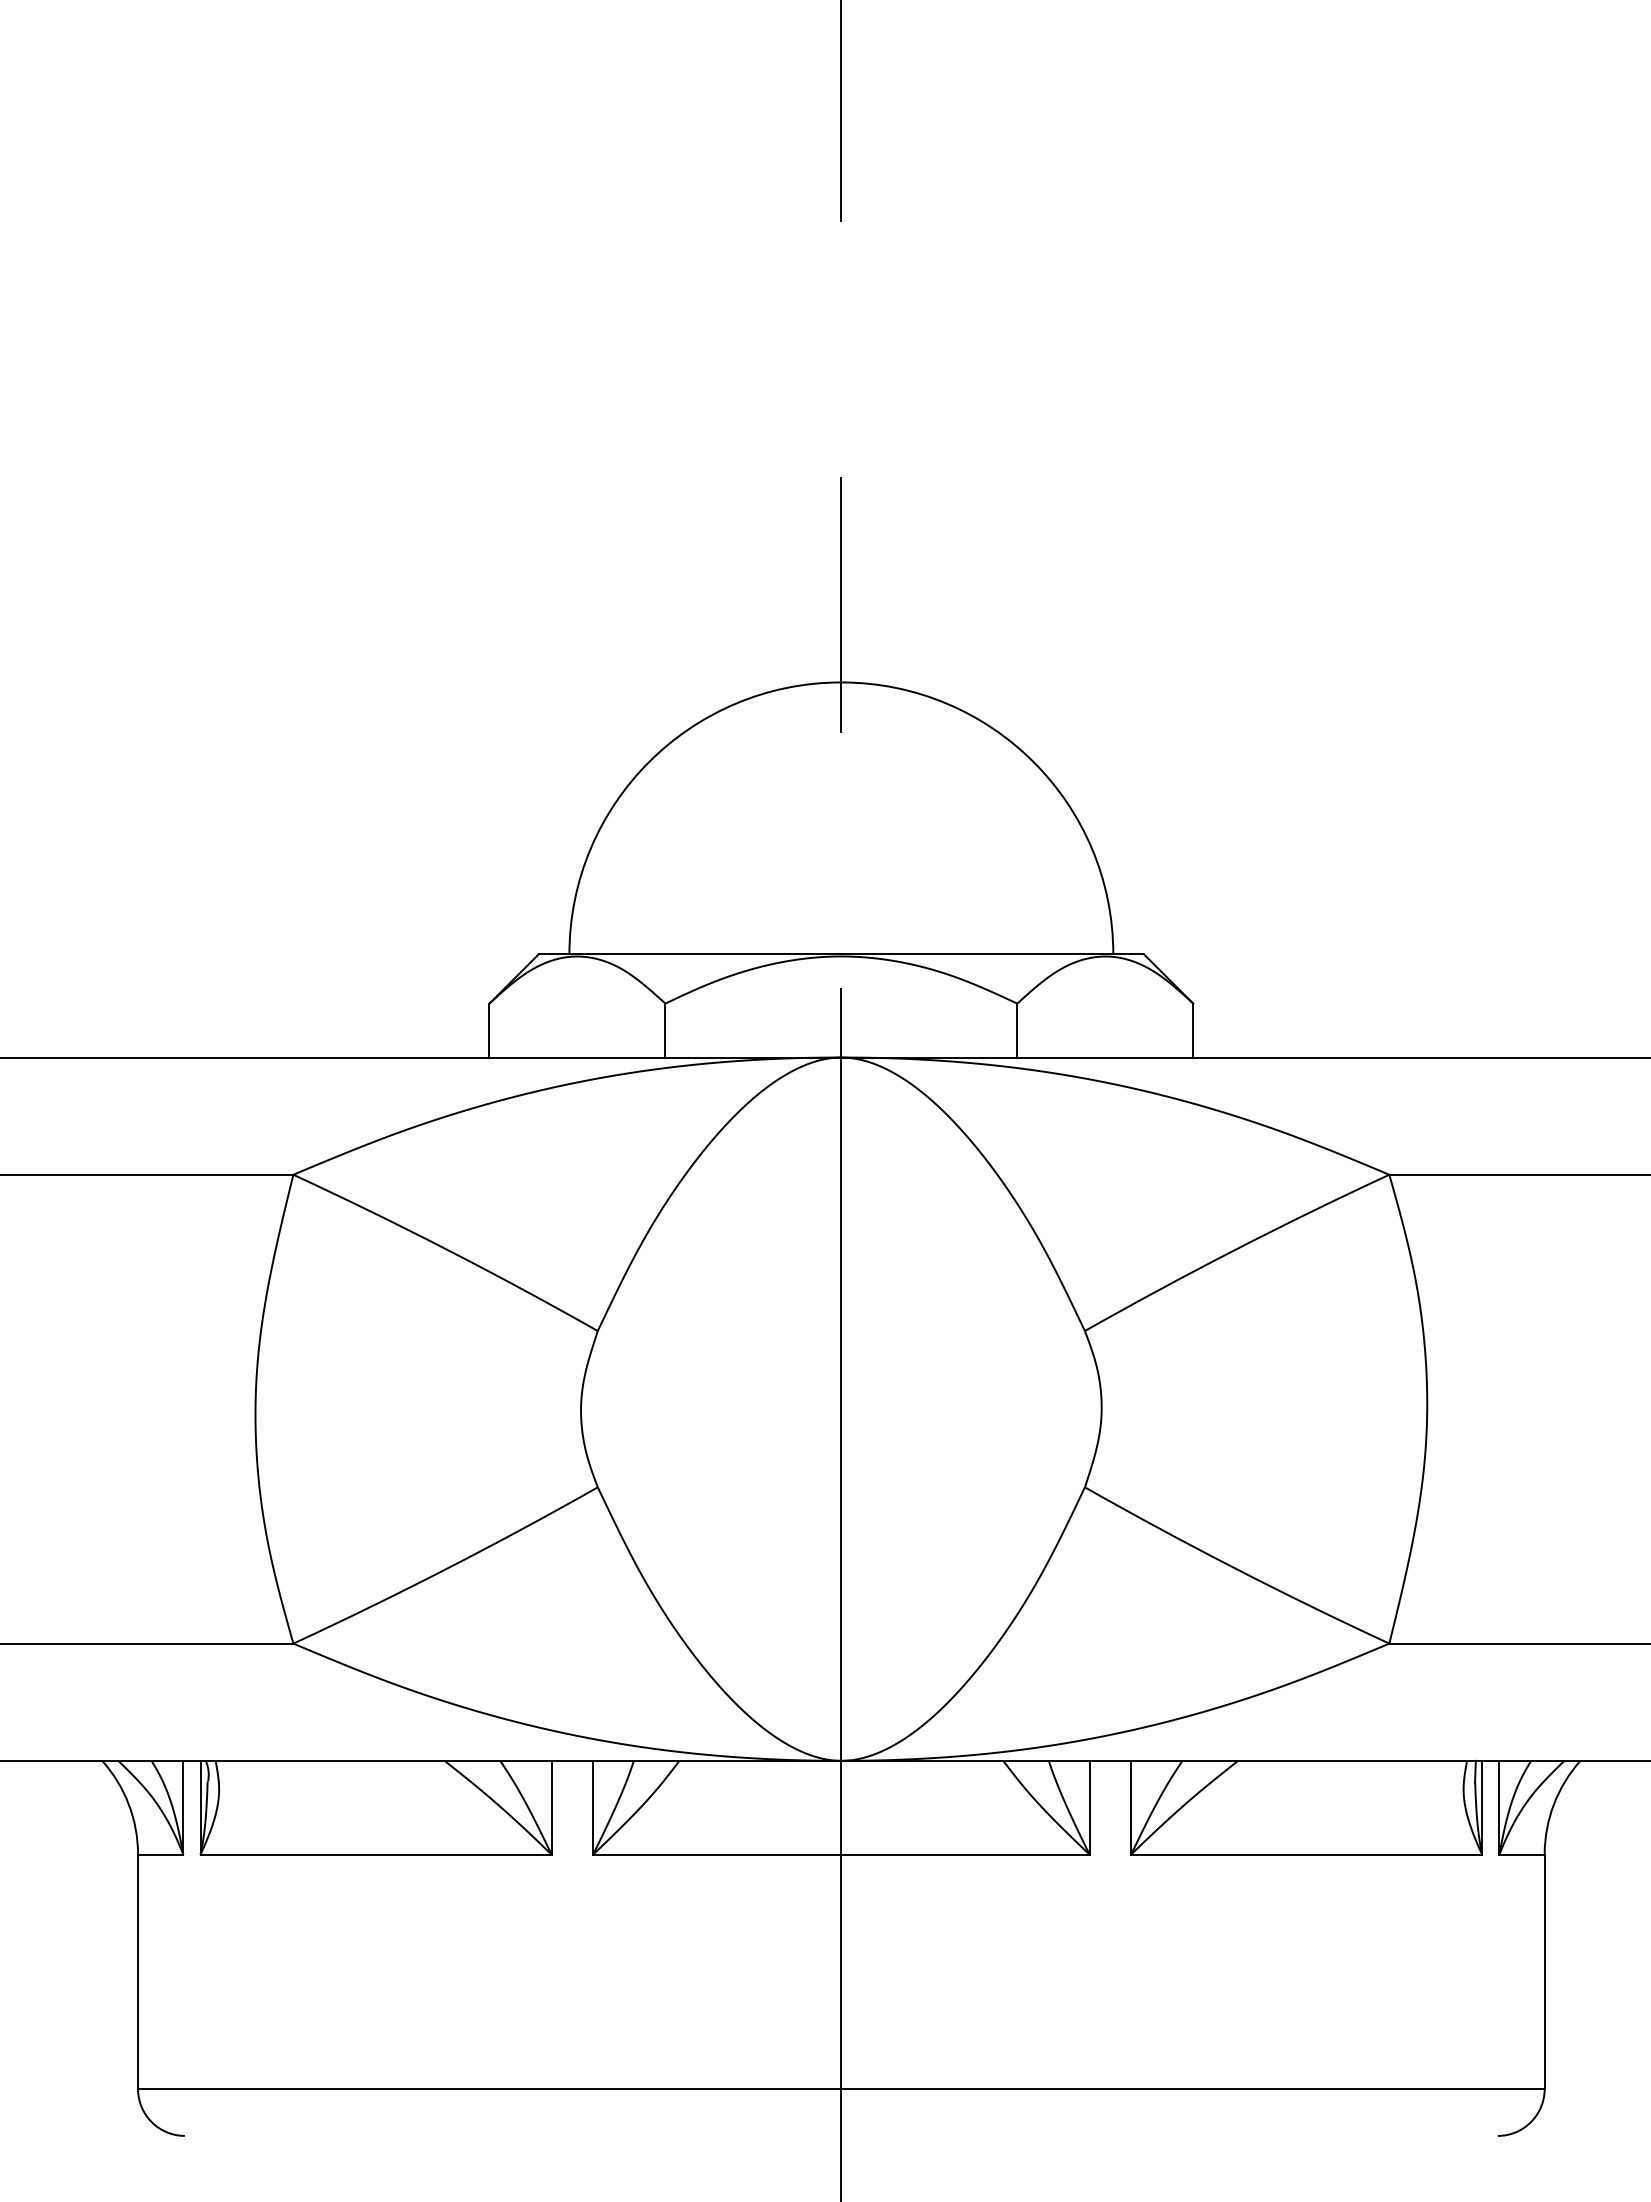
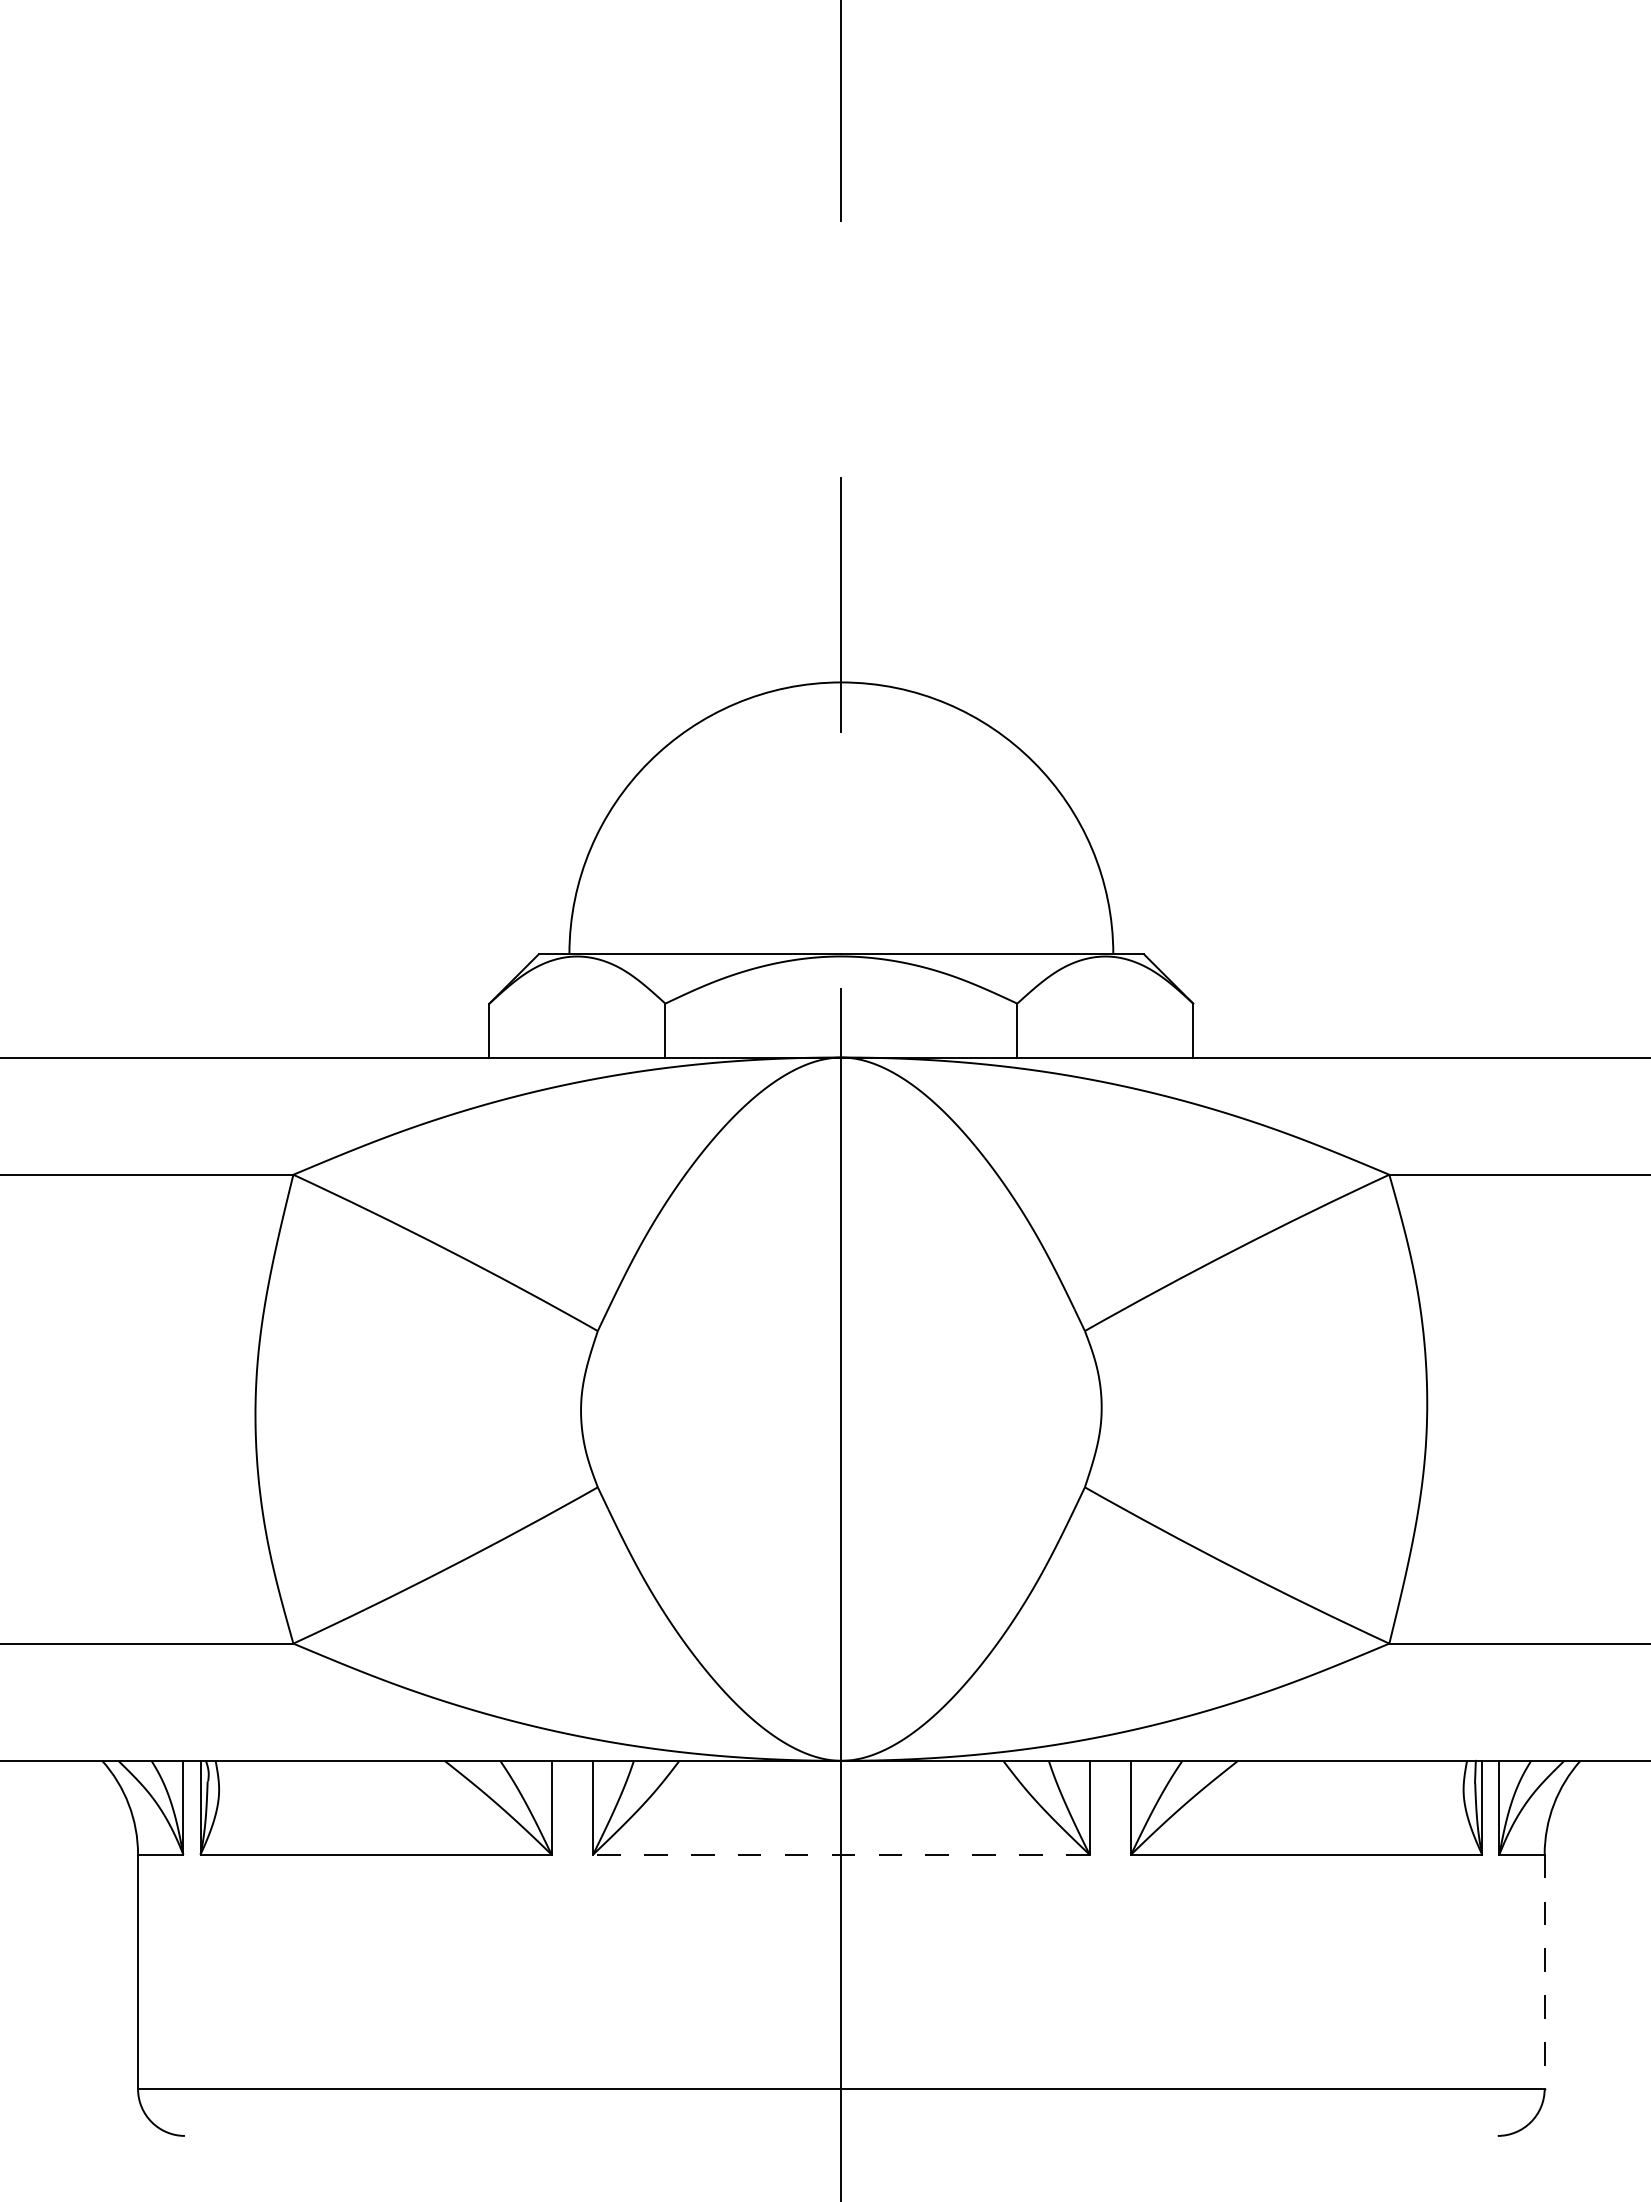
line: solid -> dashed (840, 1854)
line: solid -> dashed (1544, 1972)
